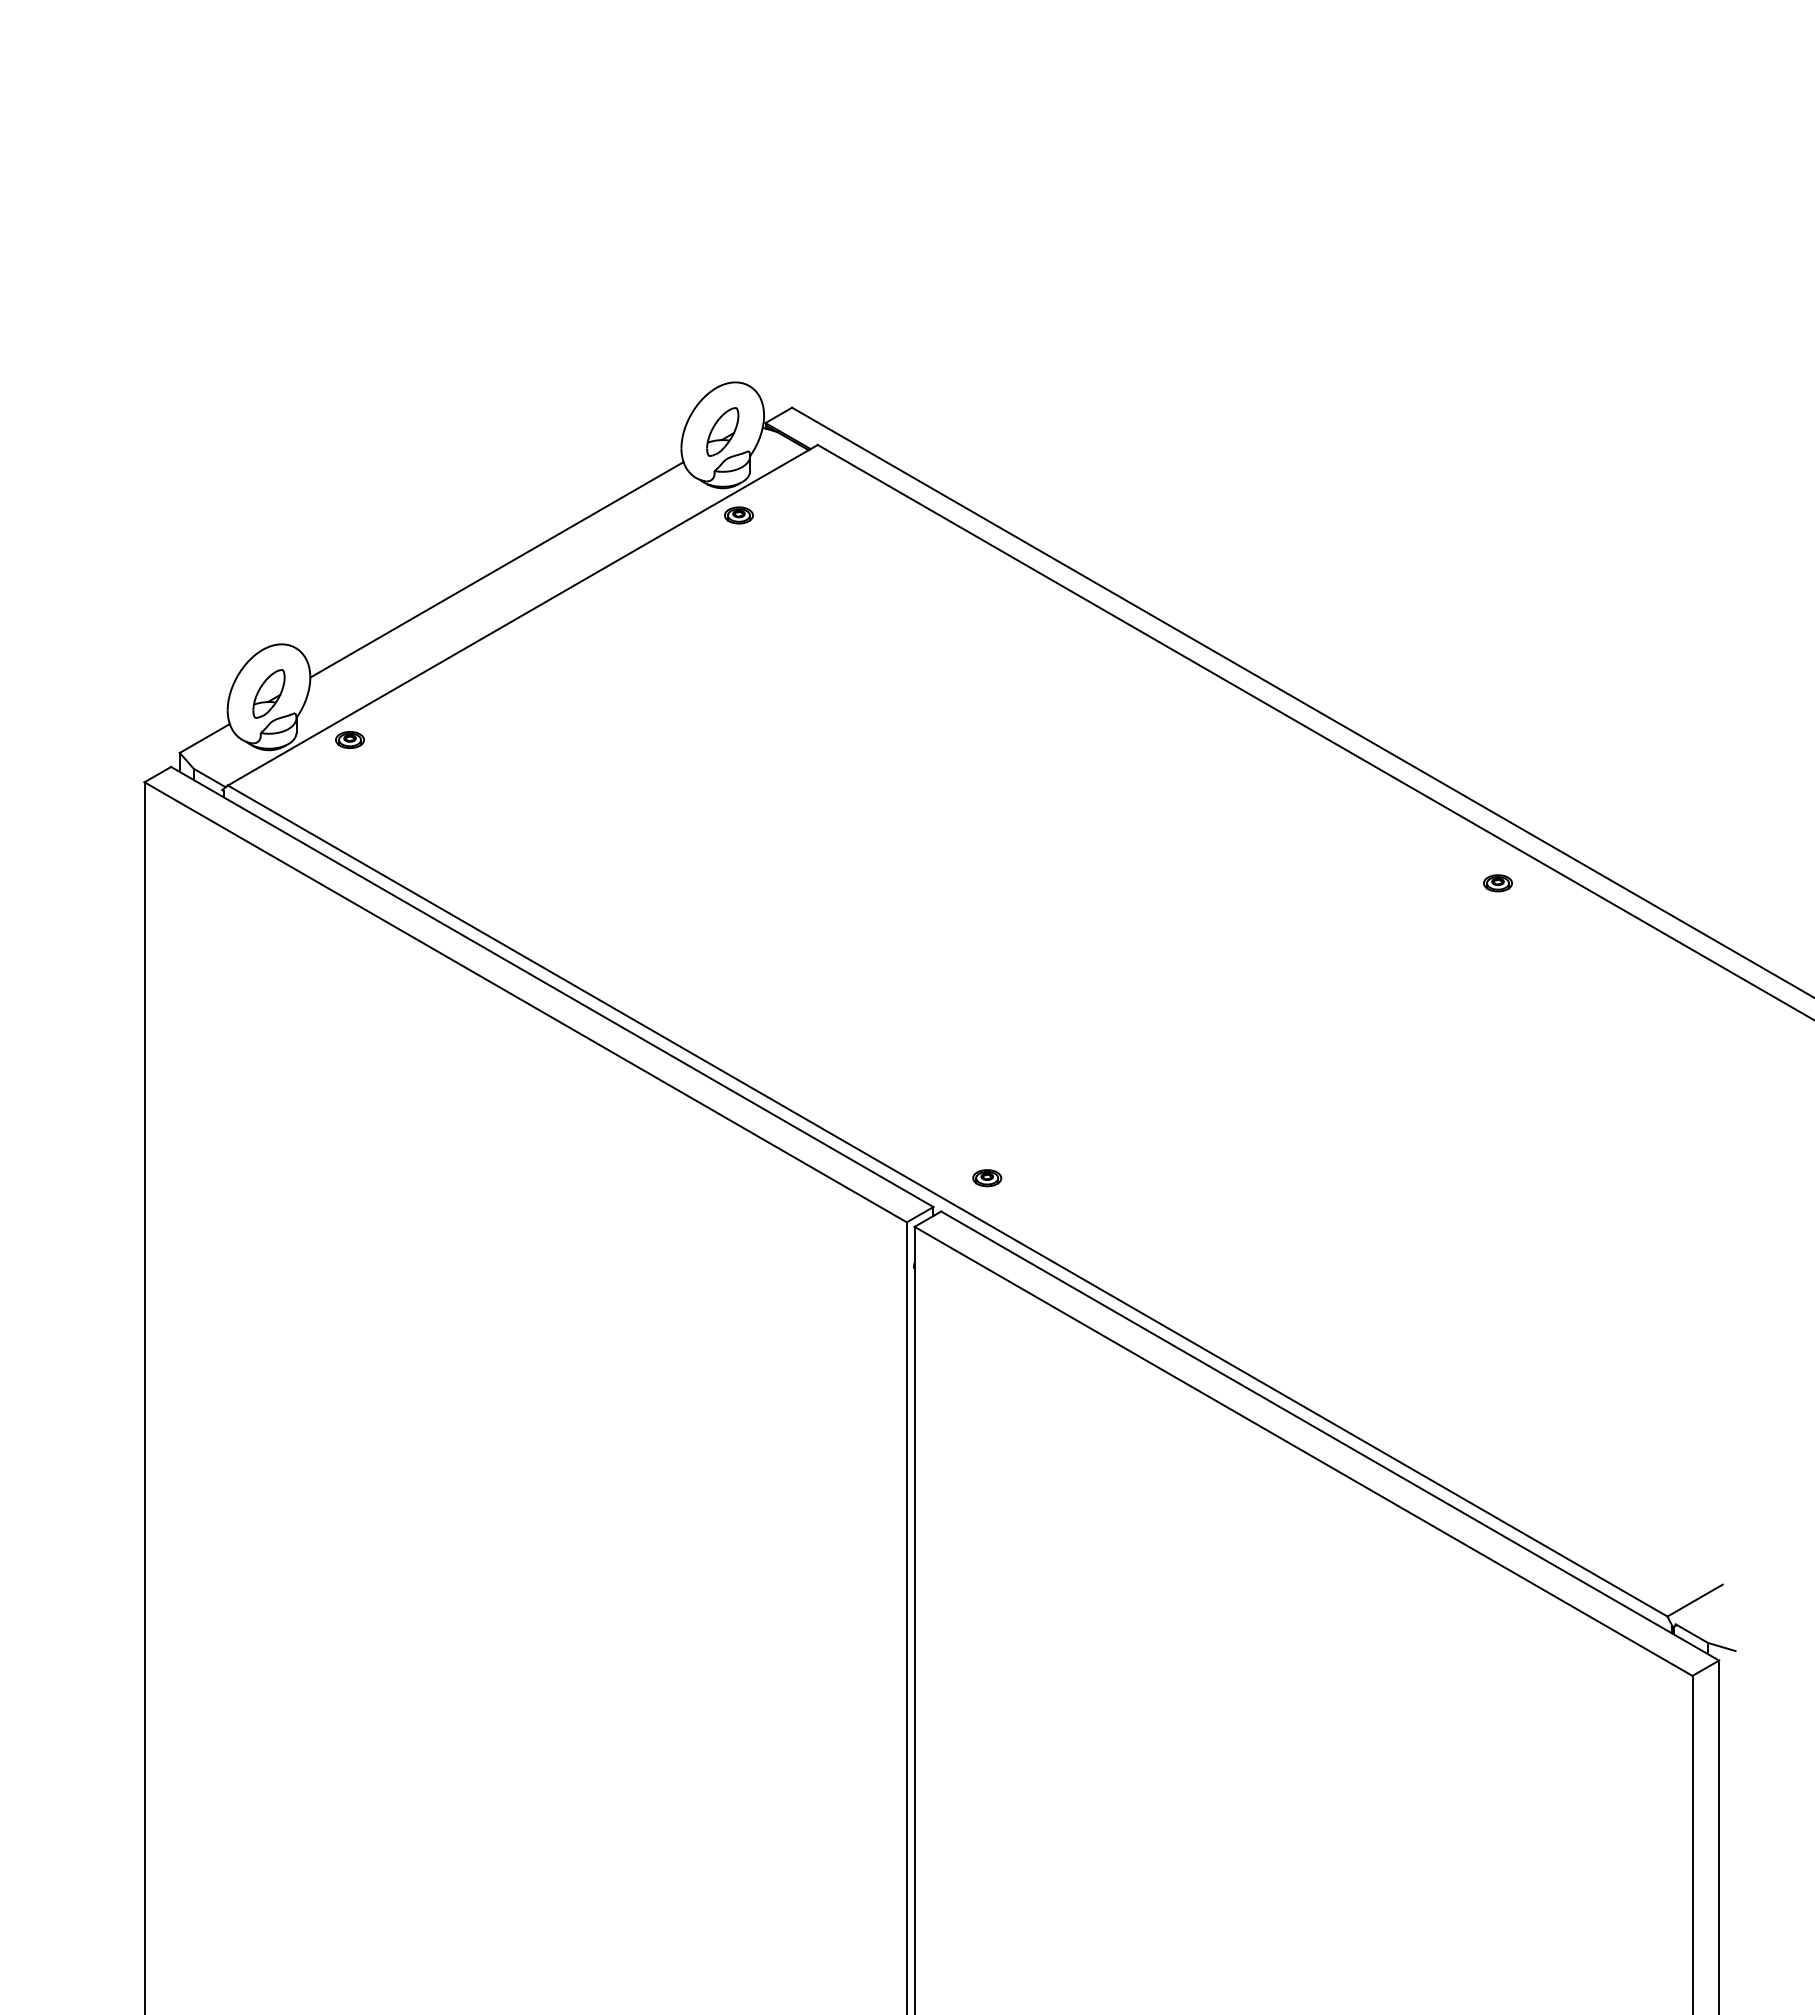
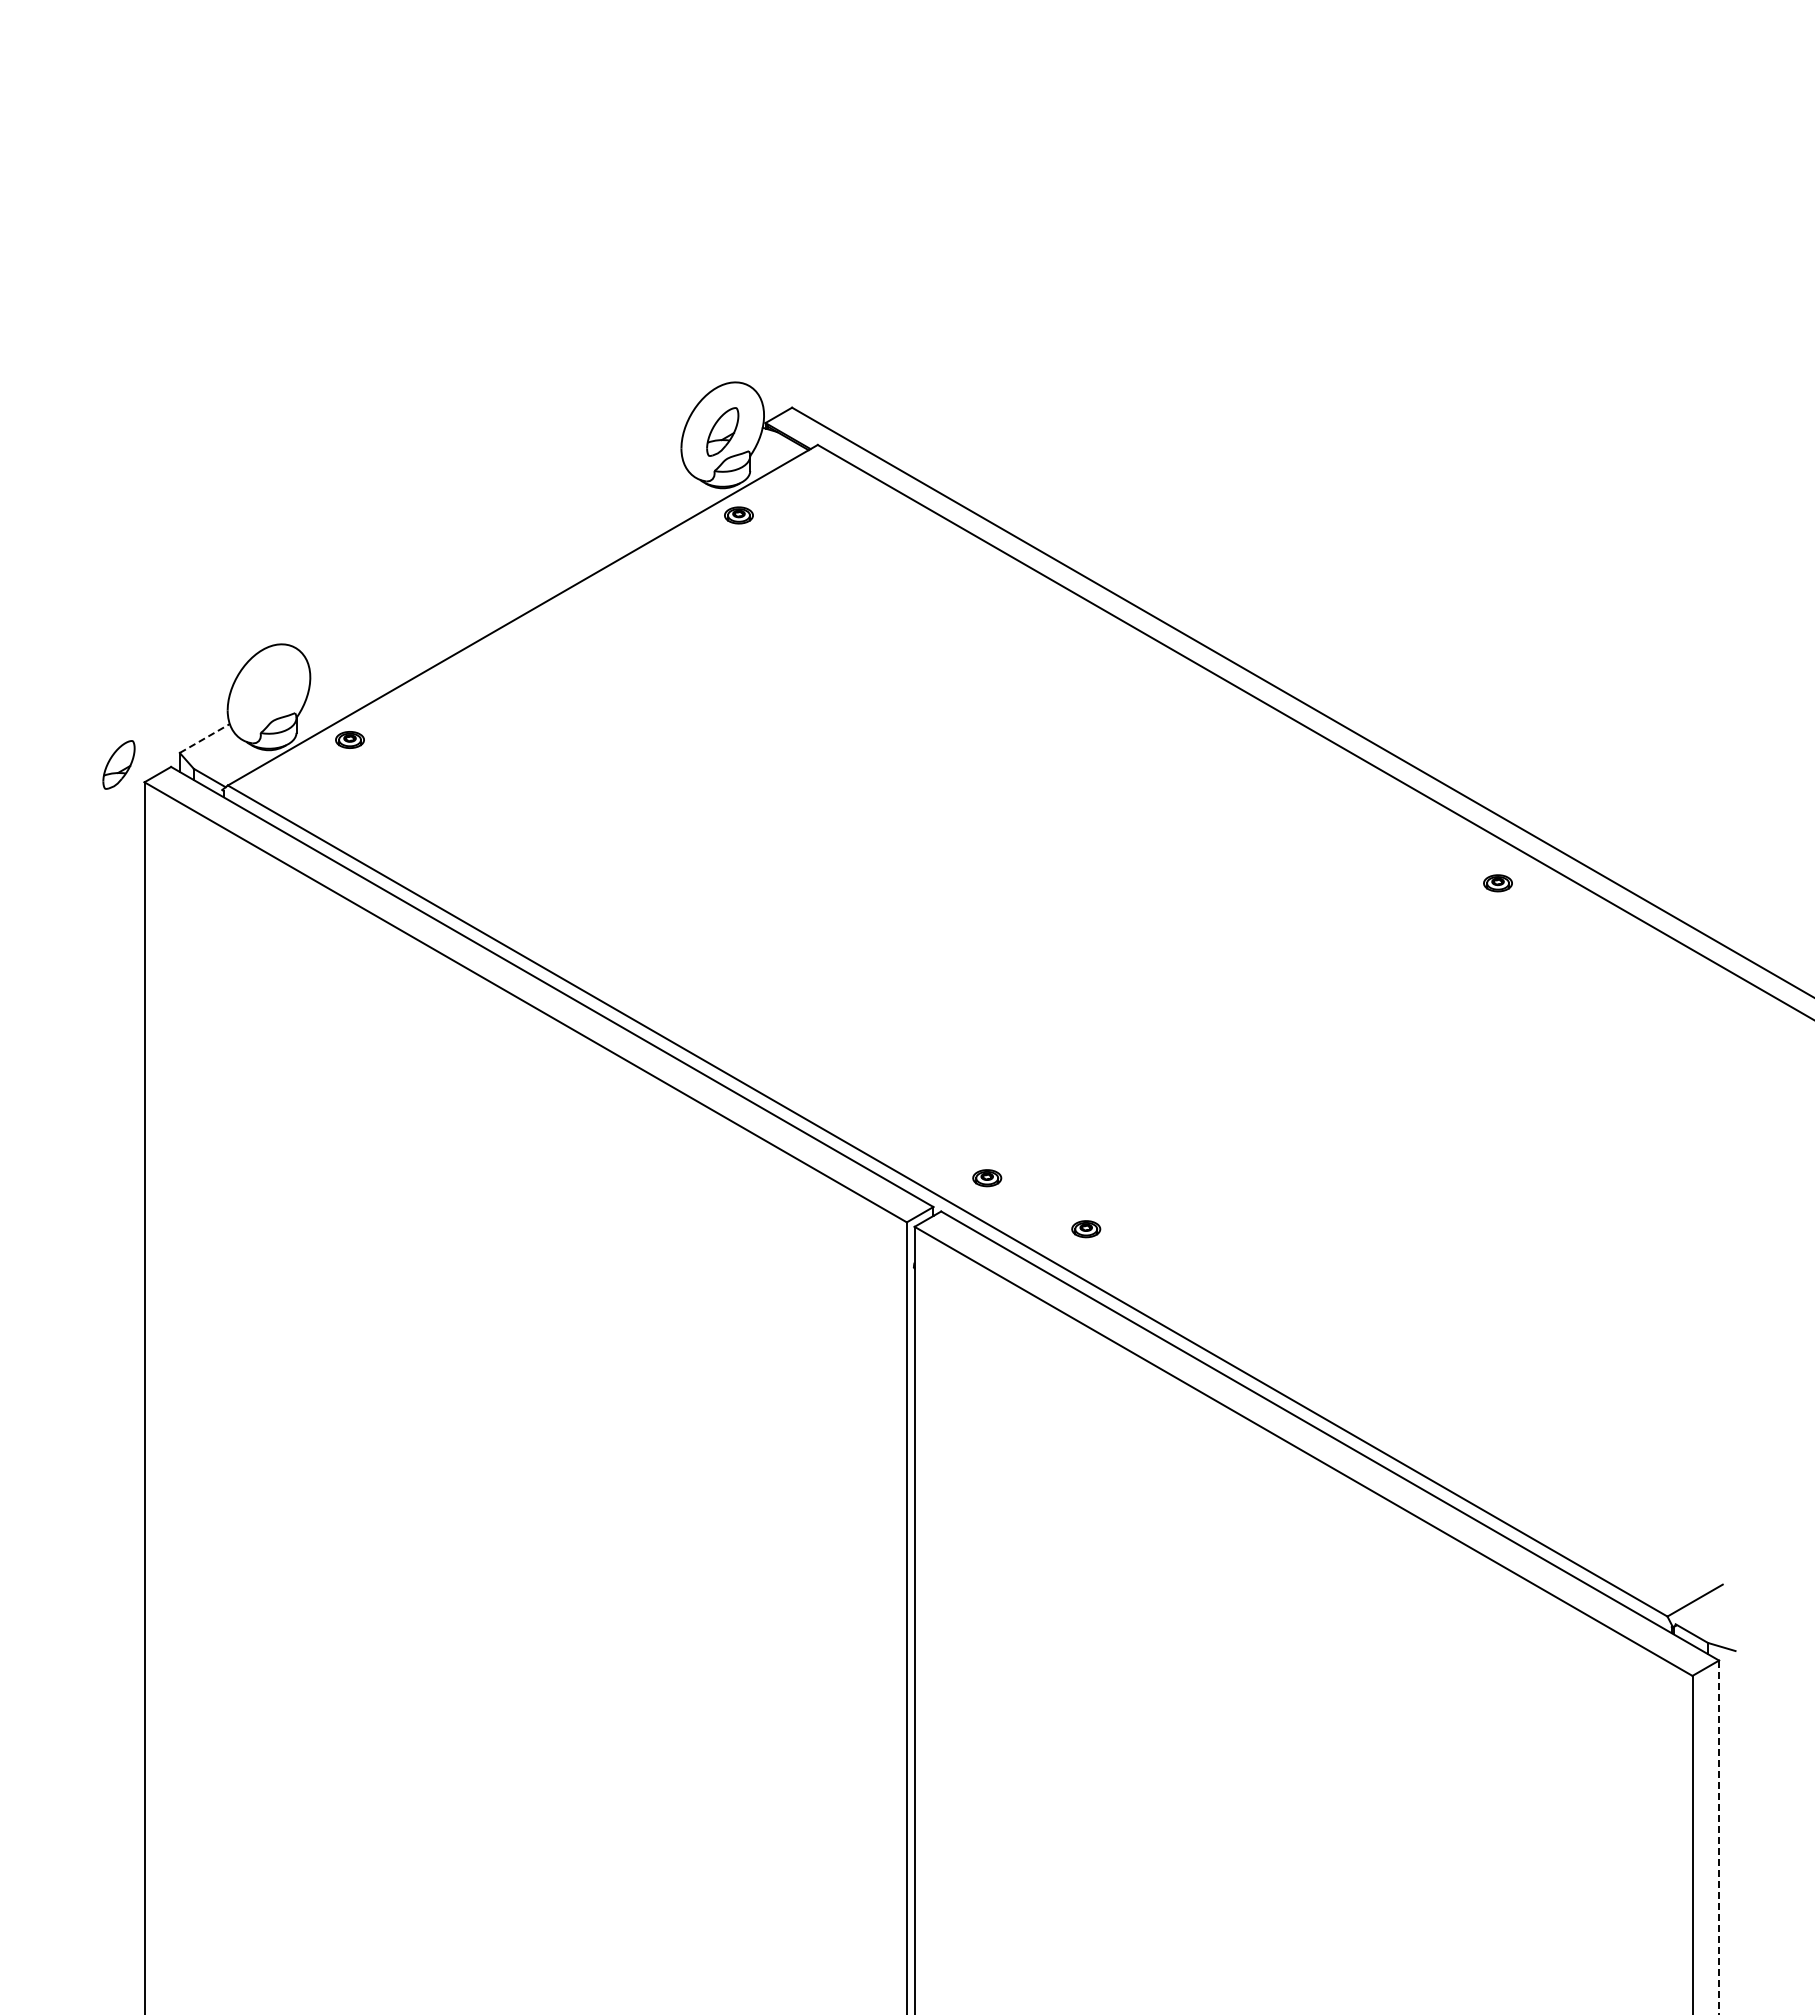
line: present -> none (496, 569)
part position: (268, 693) -> (118, 764) (118, 764)
line: solid -> dashed (204, 738)
part: none -> present (1086, 1229)
line: solid -> dashed (1719, 1837)
